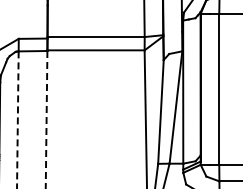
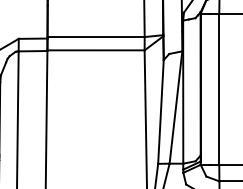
line: dashed -> solid (46, 119)
line: dashed -> solid (17, 120)
